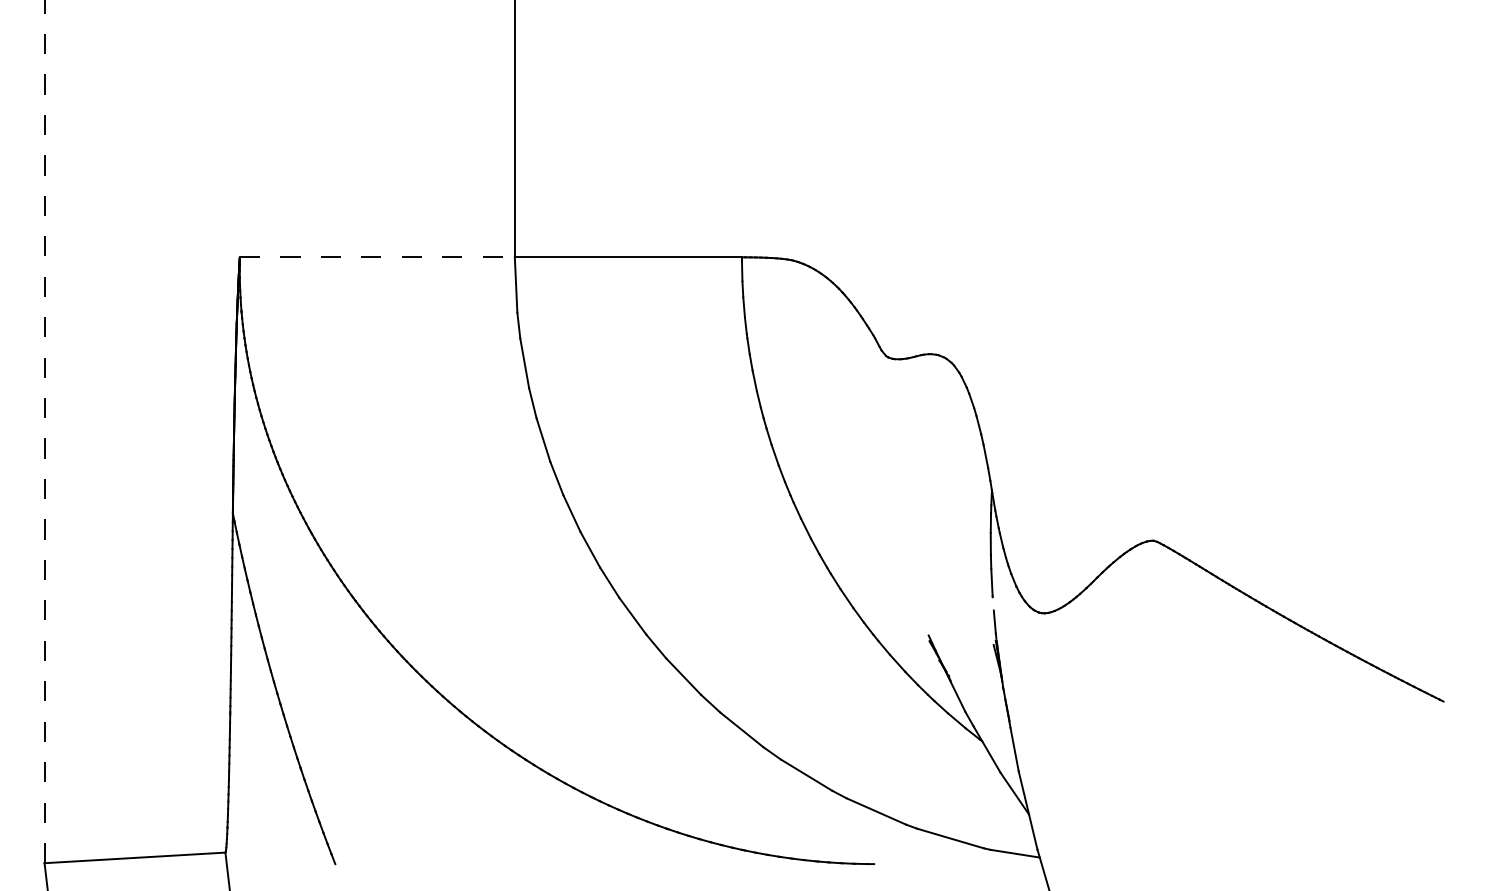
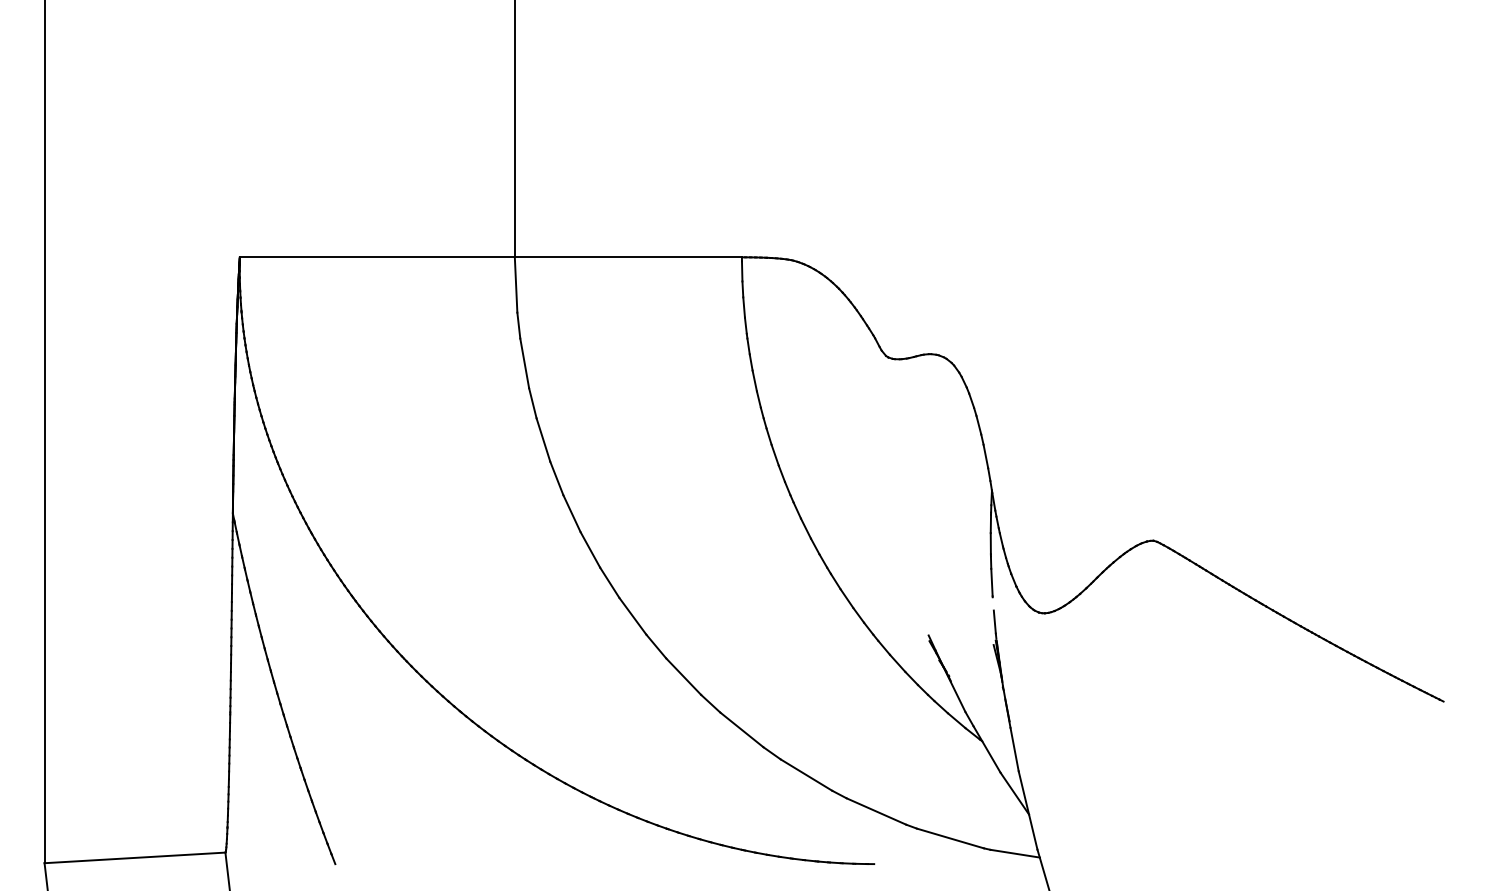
line: dashed -> solid (377, 257)
line: dashed -> solid (44, 431)
